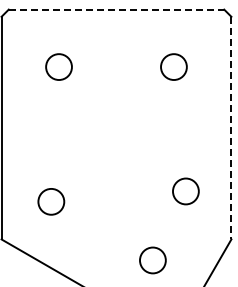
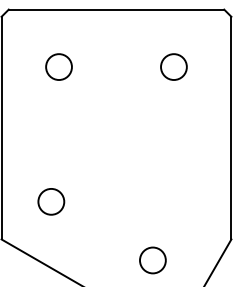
line: dashed -> solid (116, 9)
line: dashed -> solid (231, 128)
circle: present -> none (185, 191)
